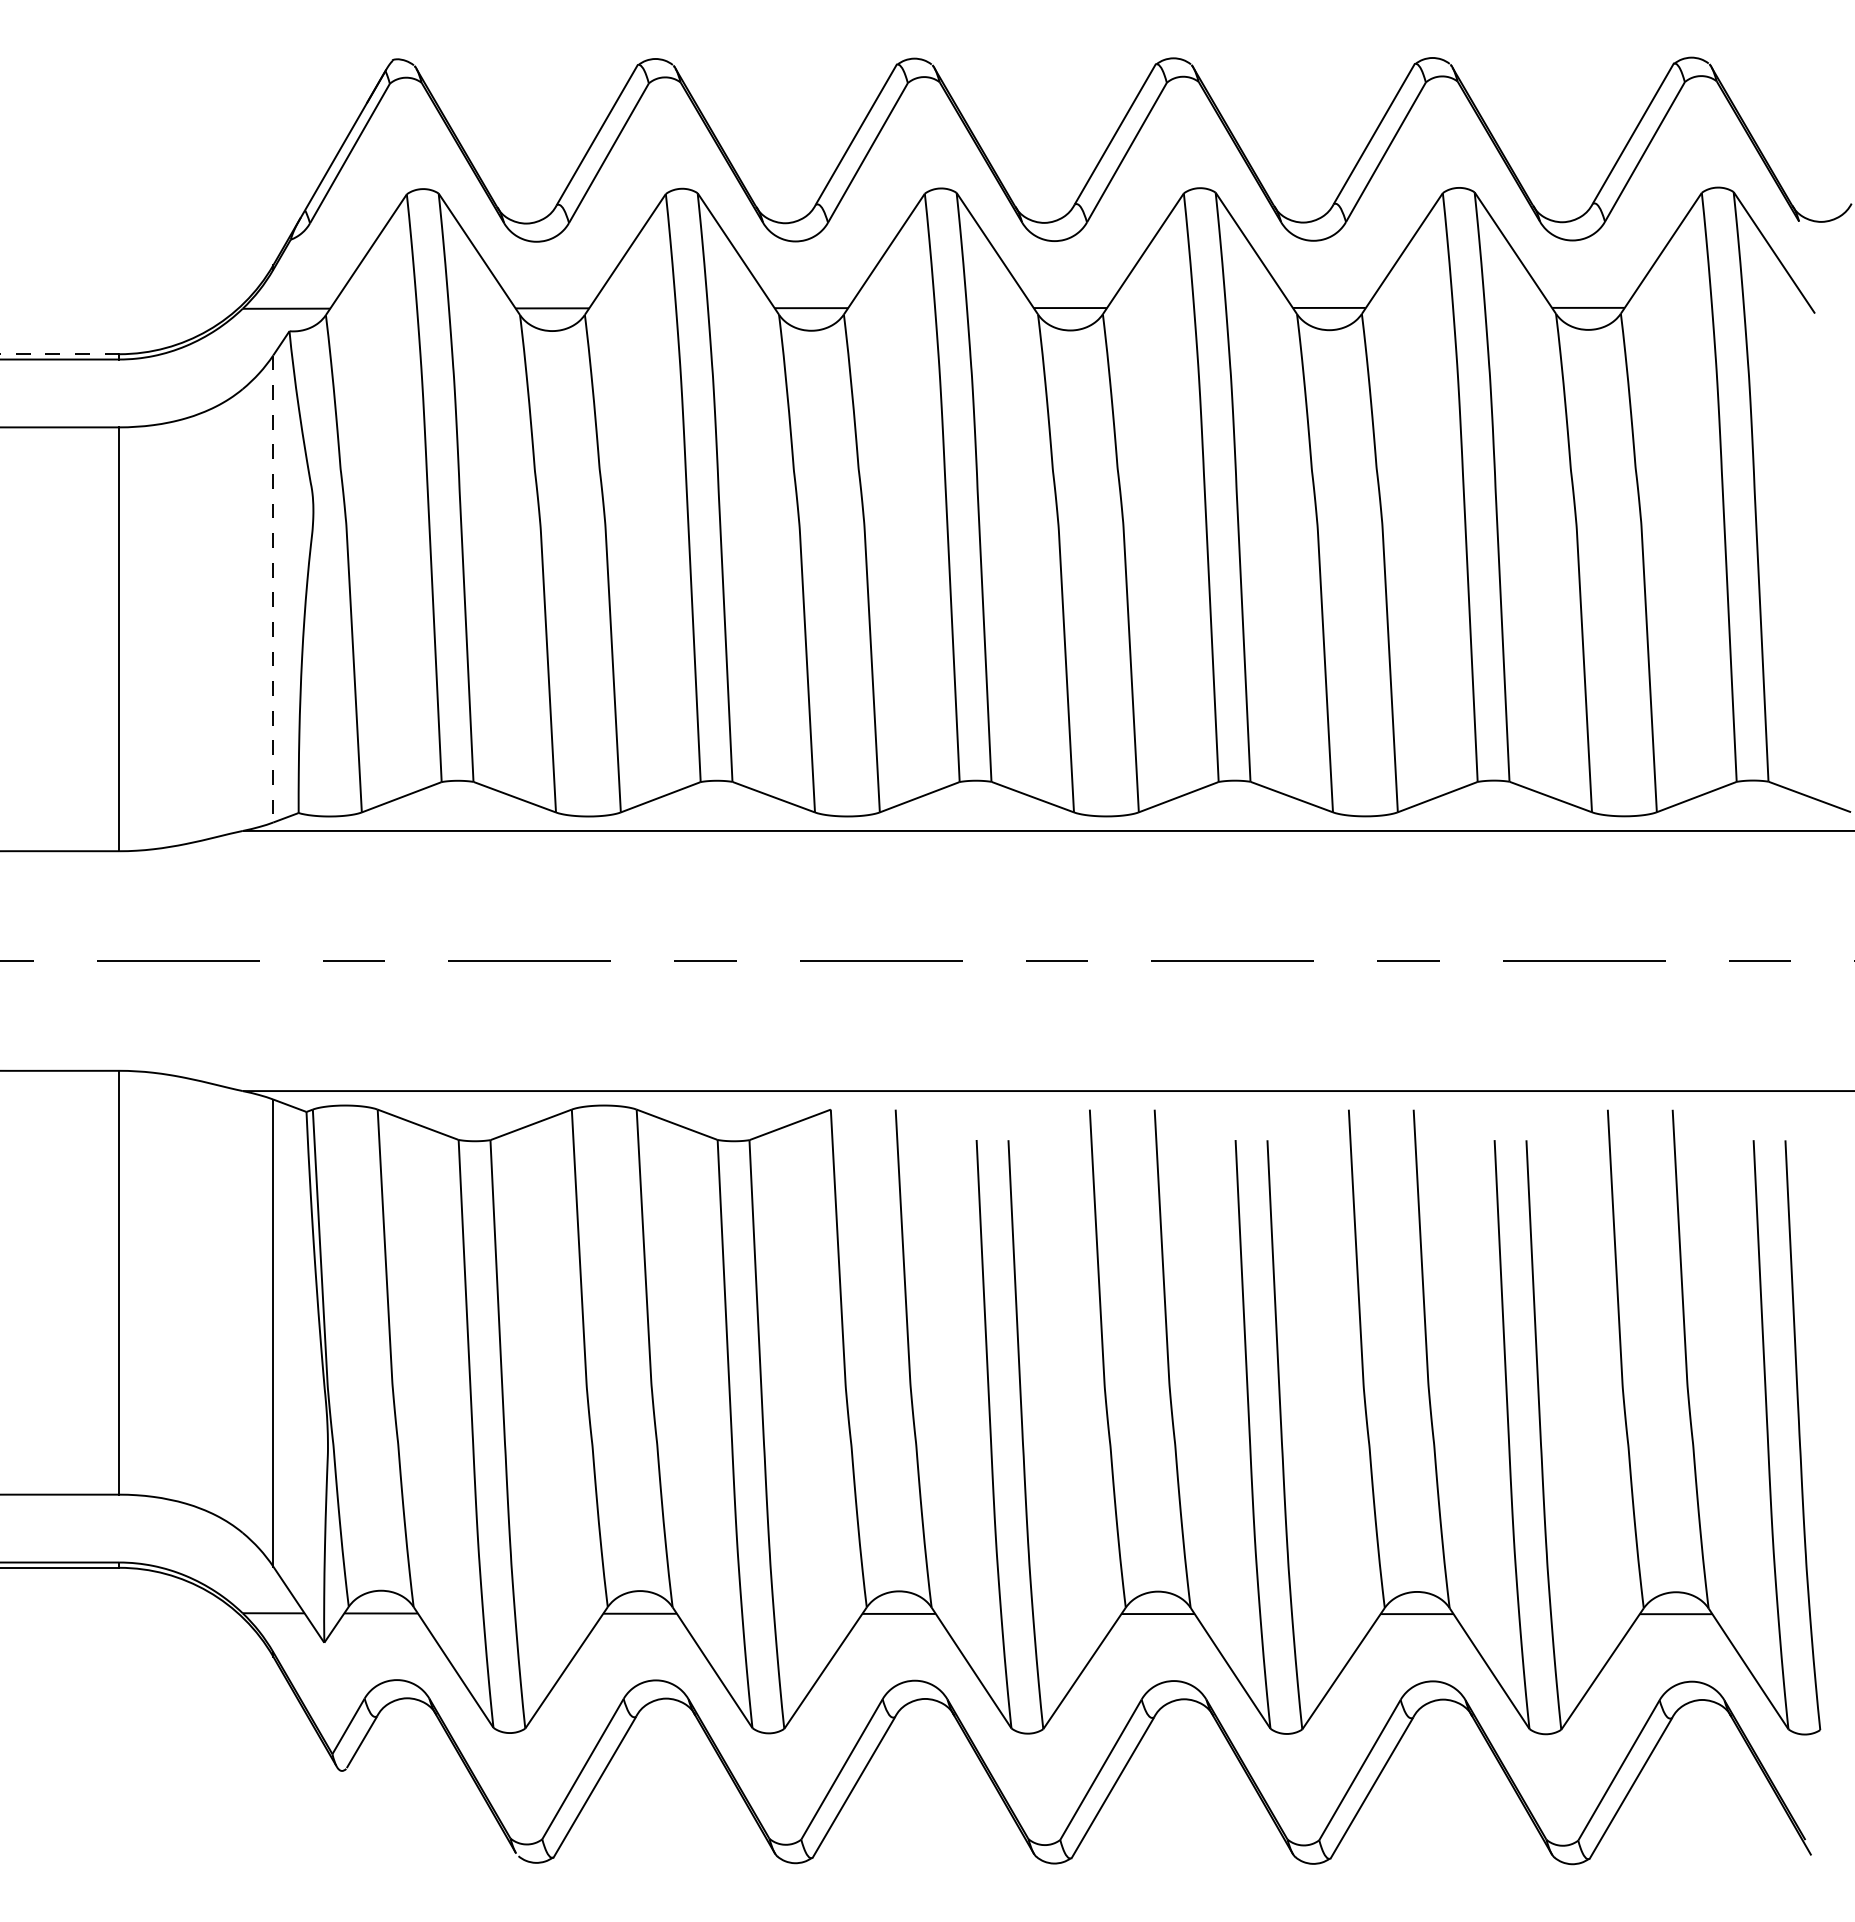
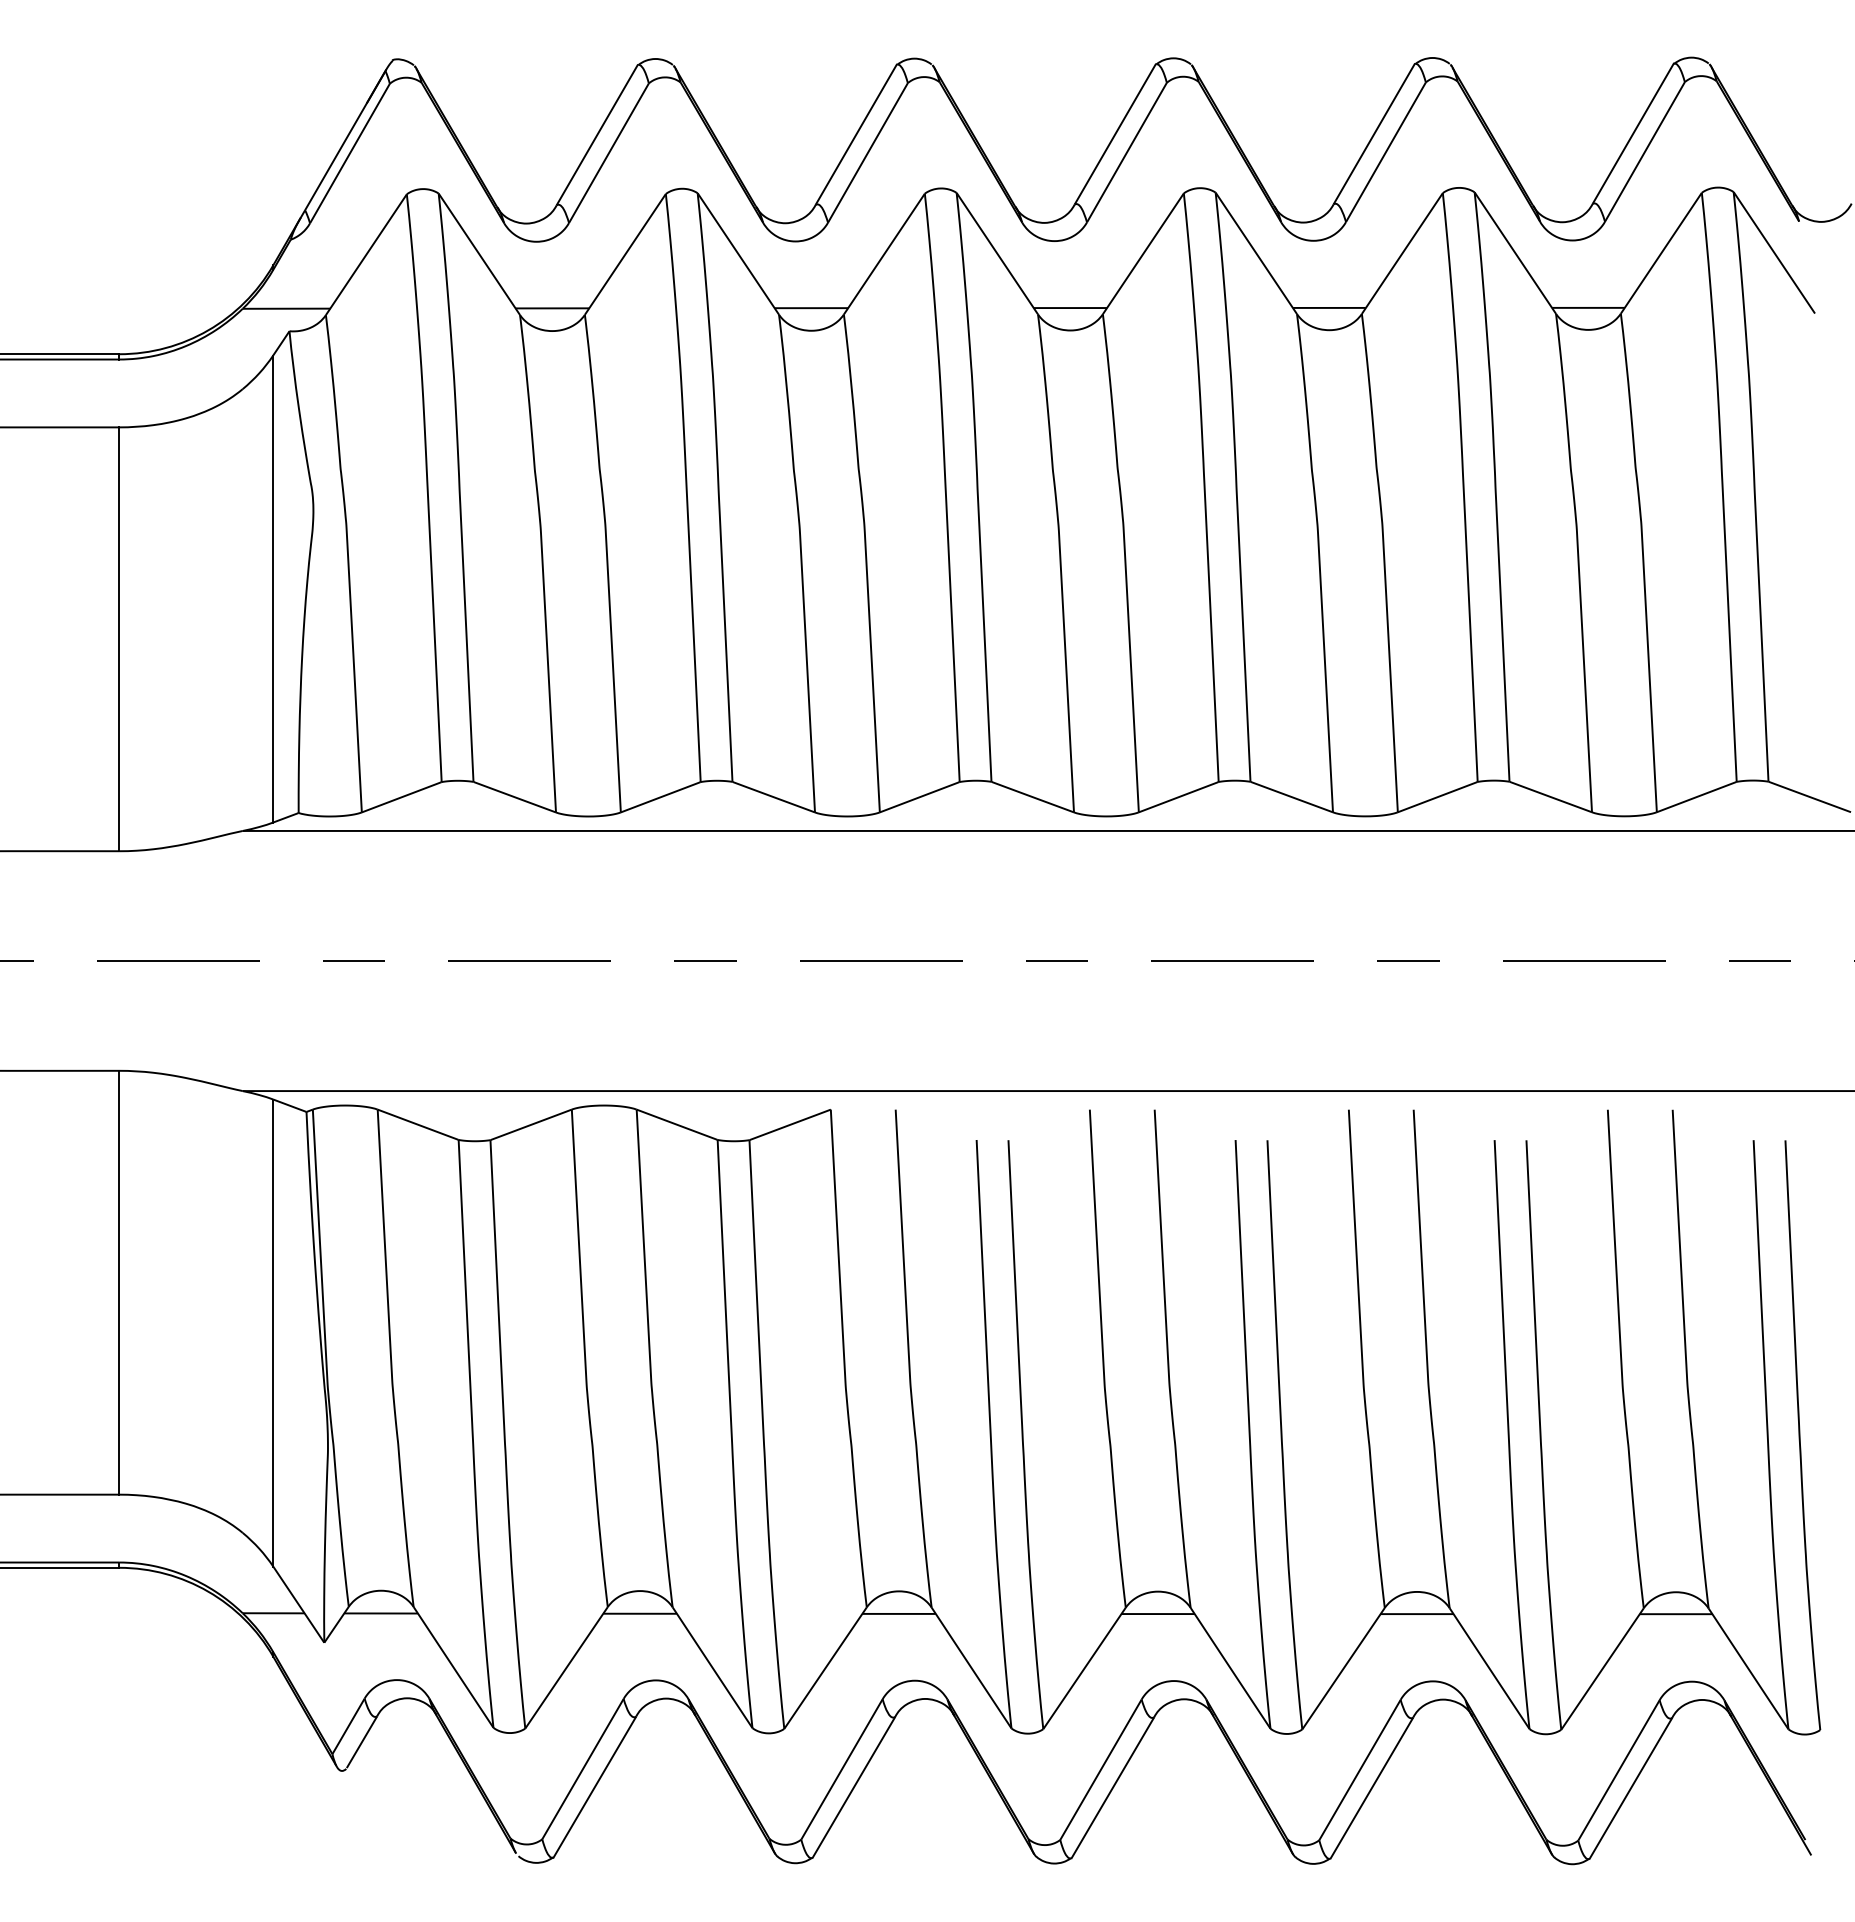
line: dashed -> solid (59, 354)
line: dashed -> solid (273, 589)
